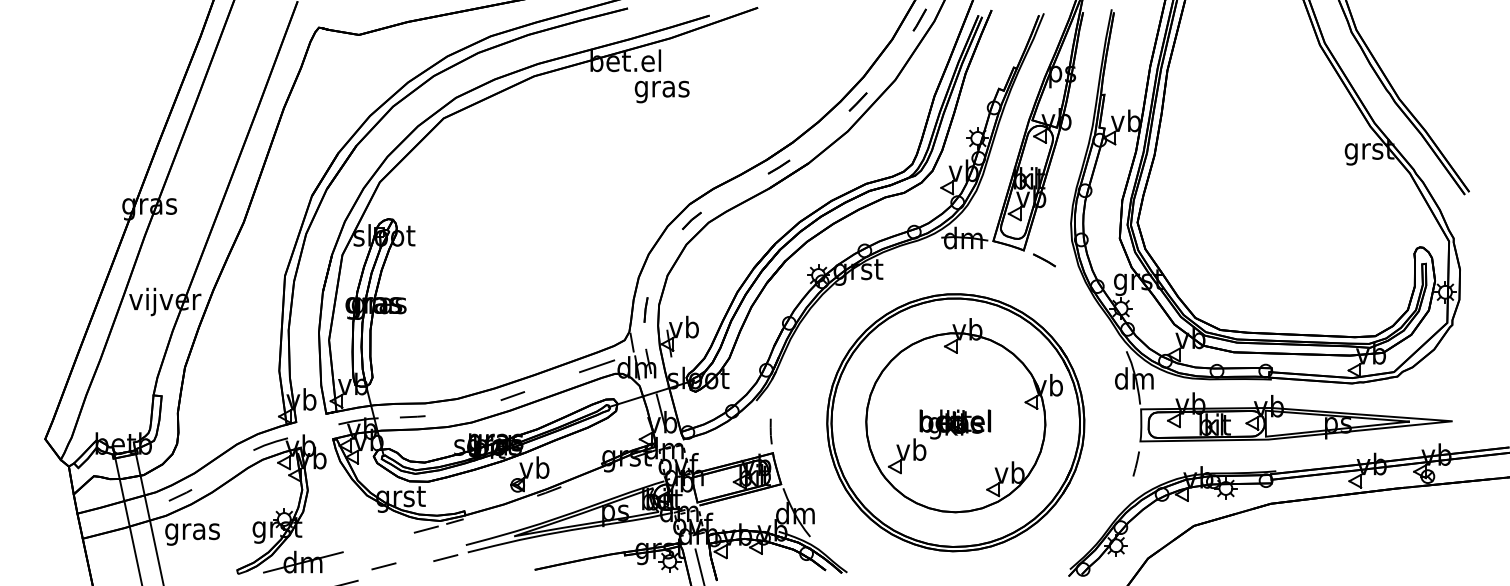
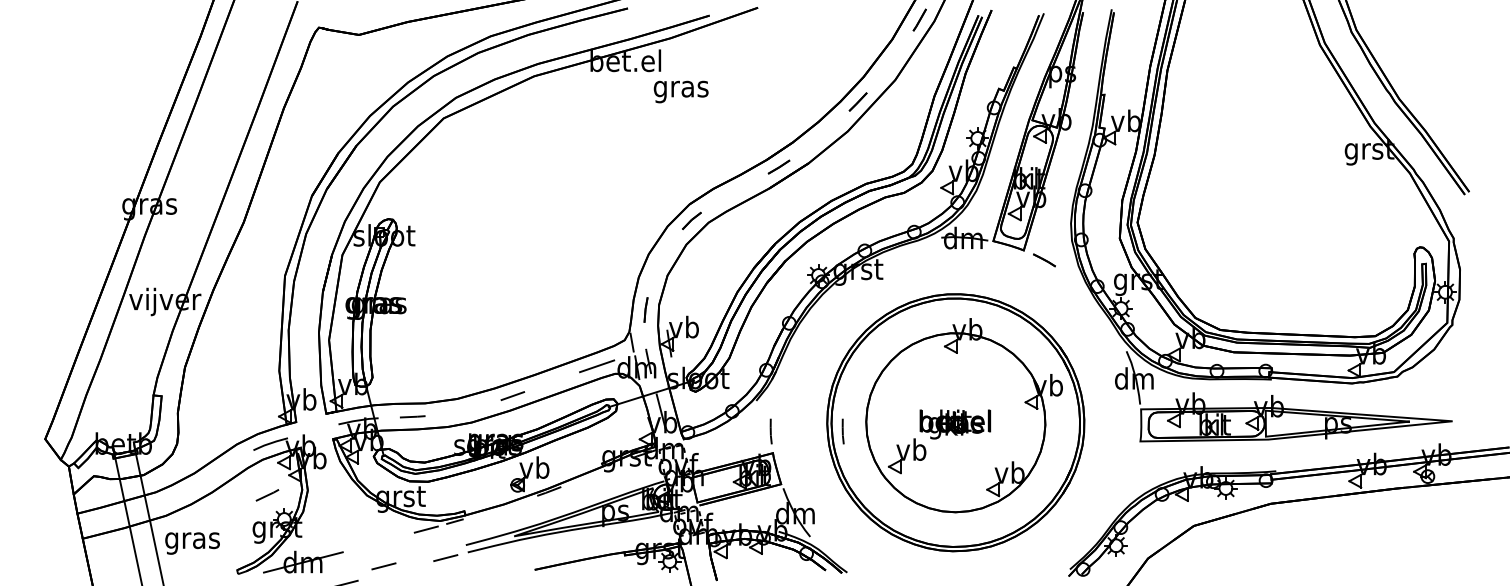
text position: (661, 91) -> (680, 91) (680, 91)
line: none -> present (842, 431)
line: present -> none (1135, 463)
line position: (180, 495) -> (267, 495) (267, 495)
text position: (192, 534) -> (192, 543) (192, 543)
line: present -> none (699, 565)
